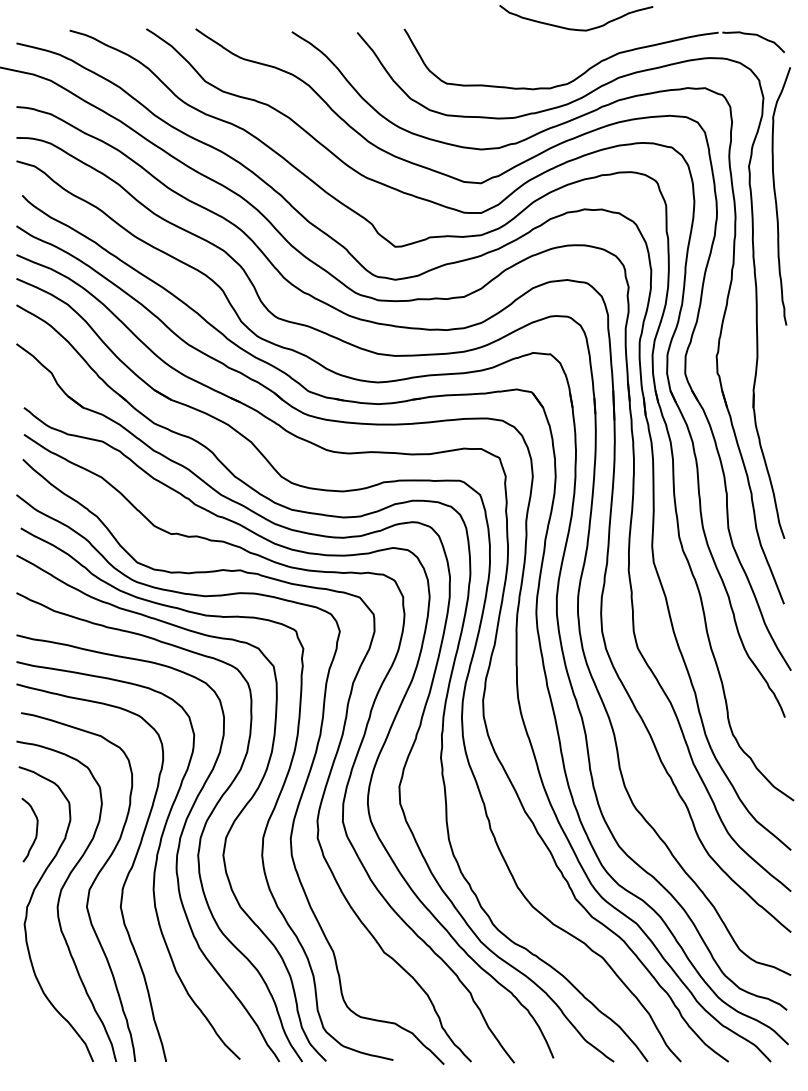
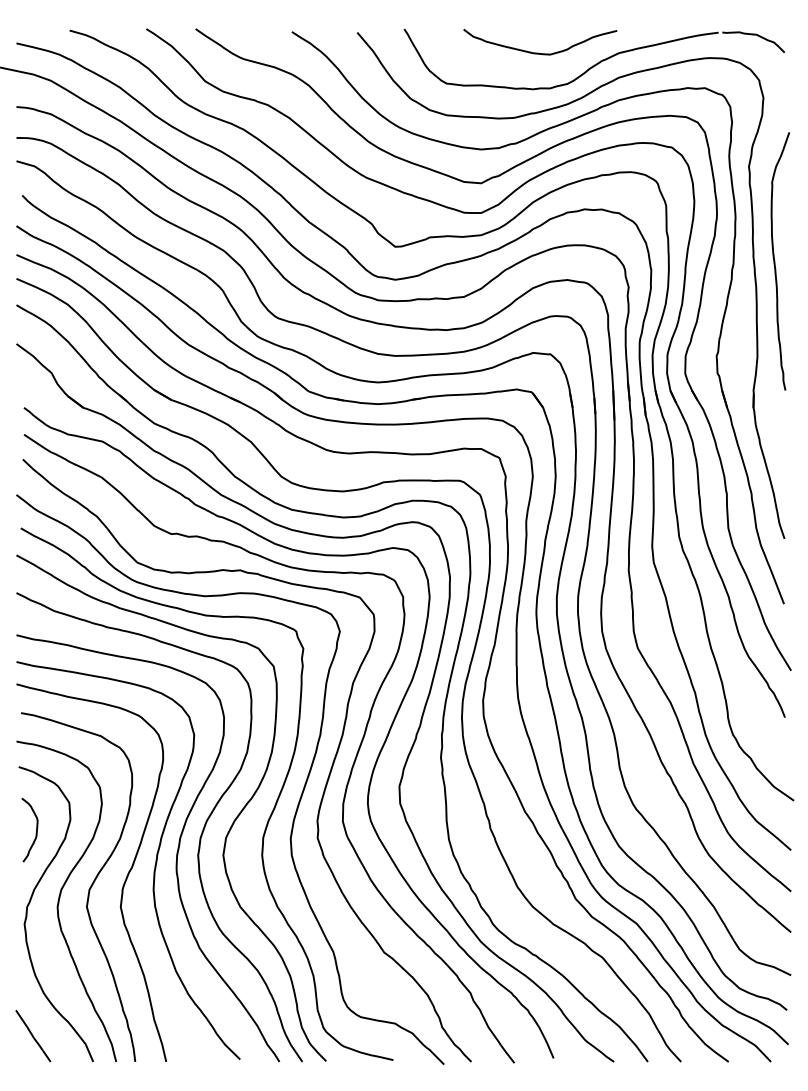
curve position: (574, 28) -> (538, 52) (538, 52)
curve position: (776, 196) -> (775, 261) (775, 261)
line: none -> present (33, 1036)
